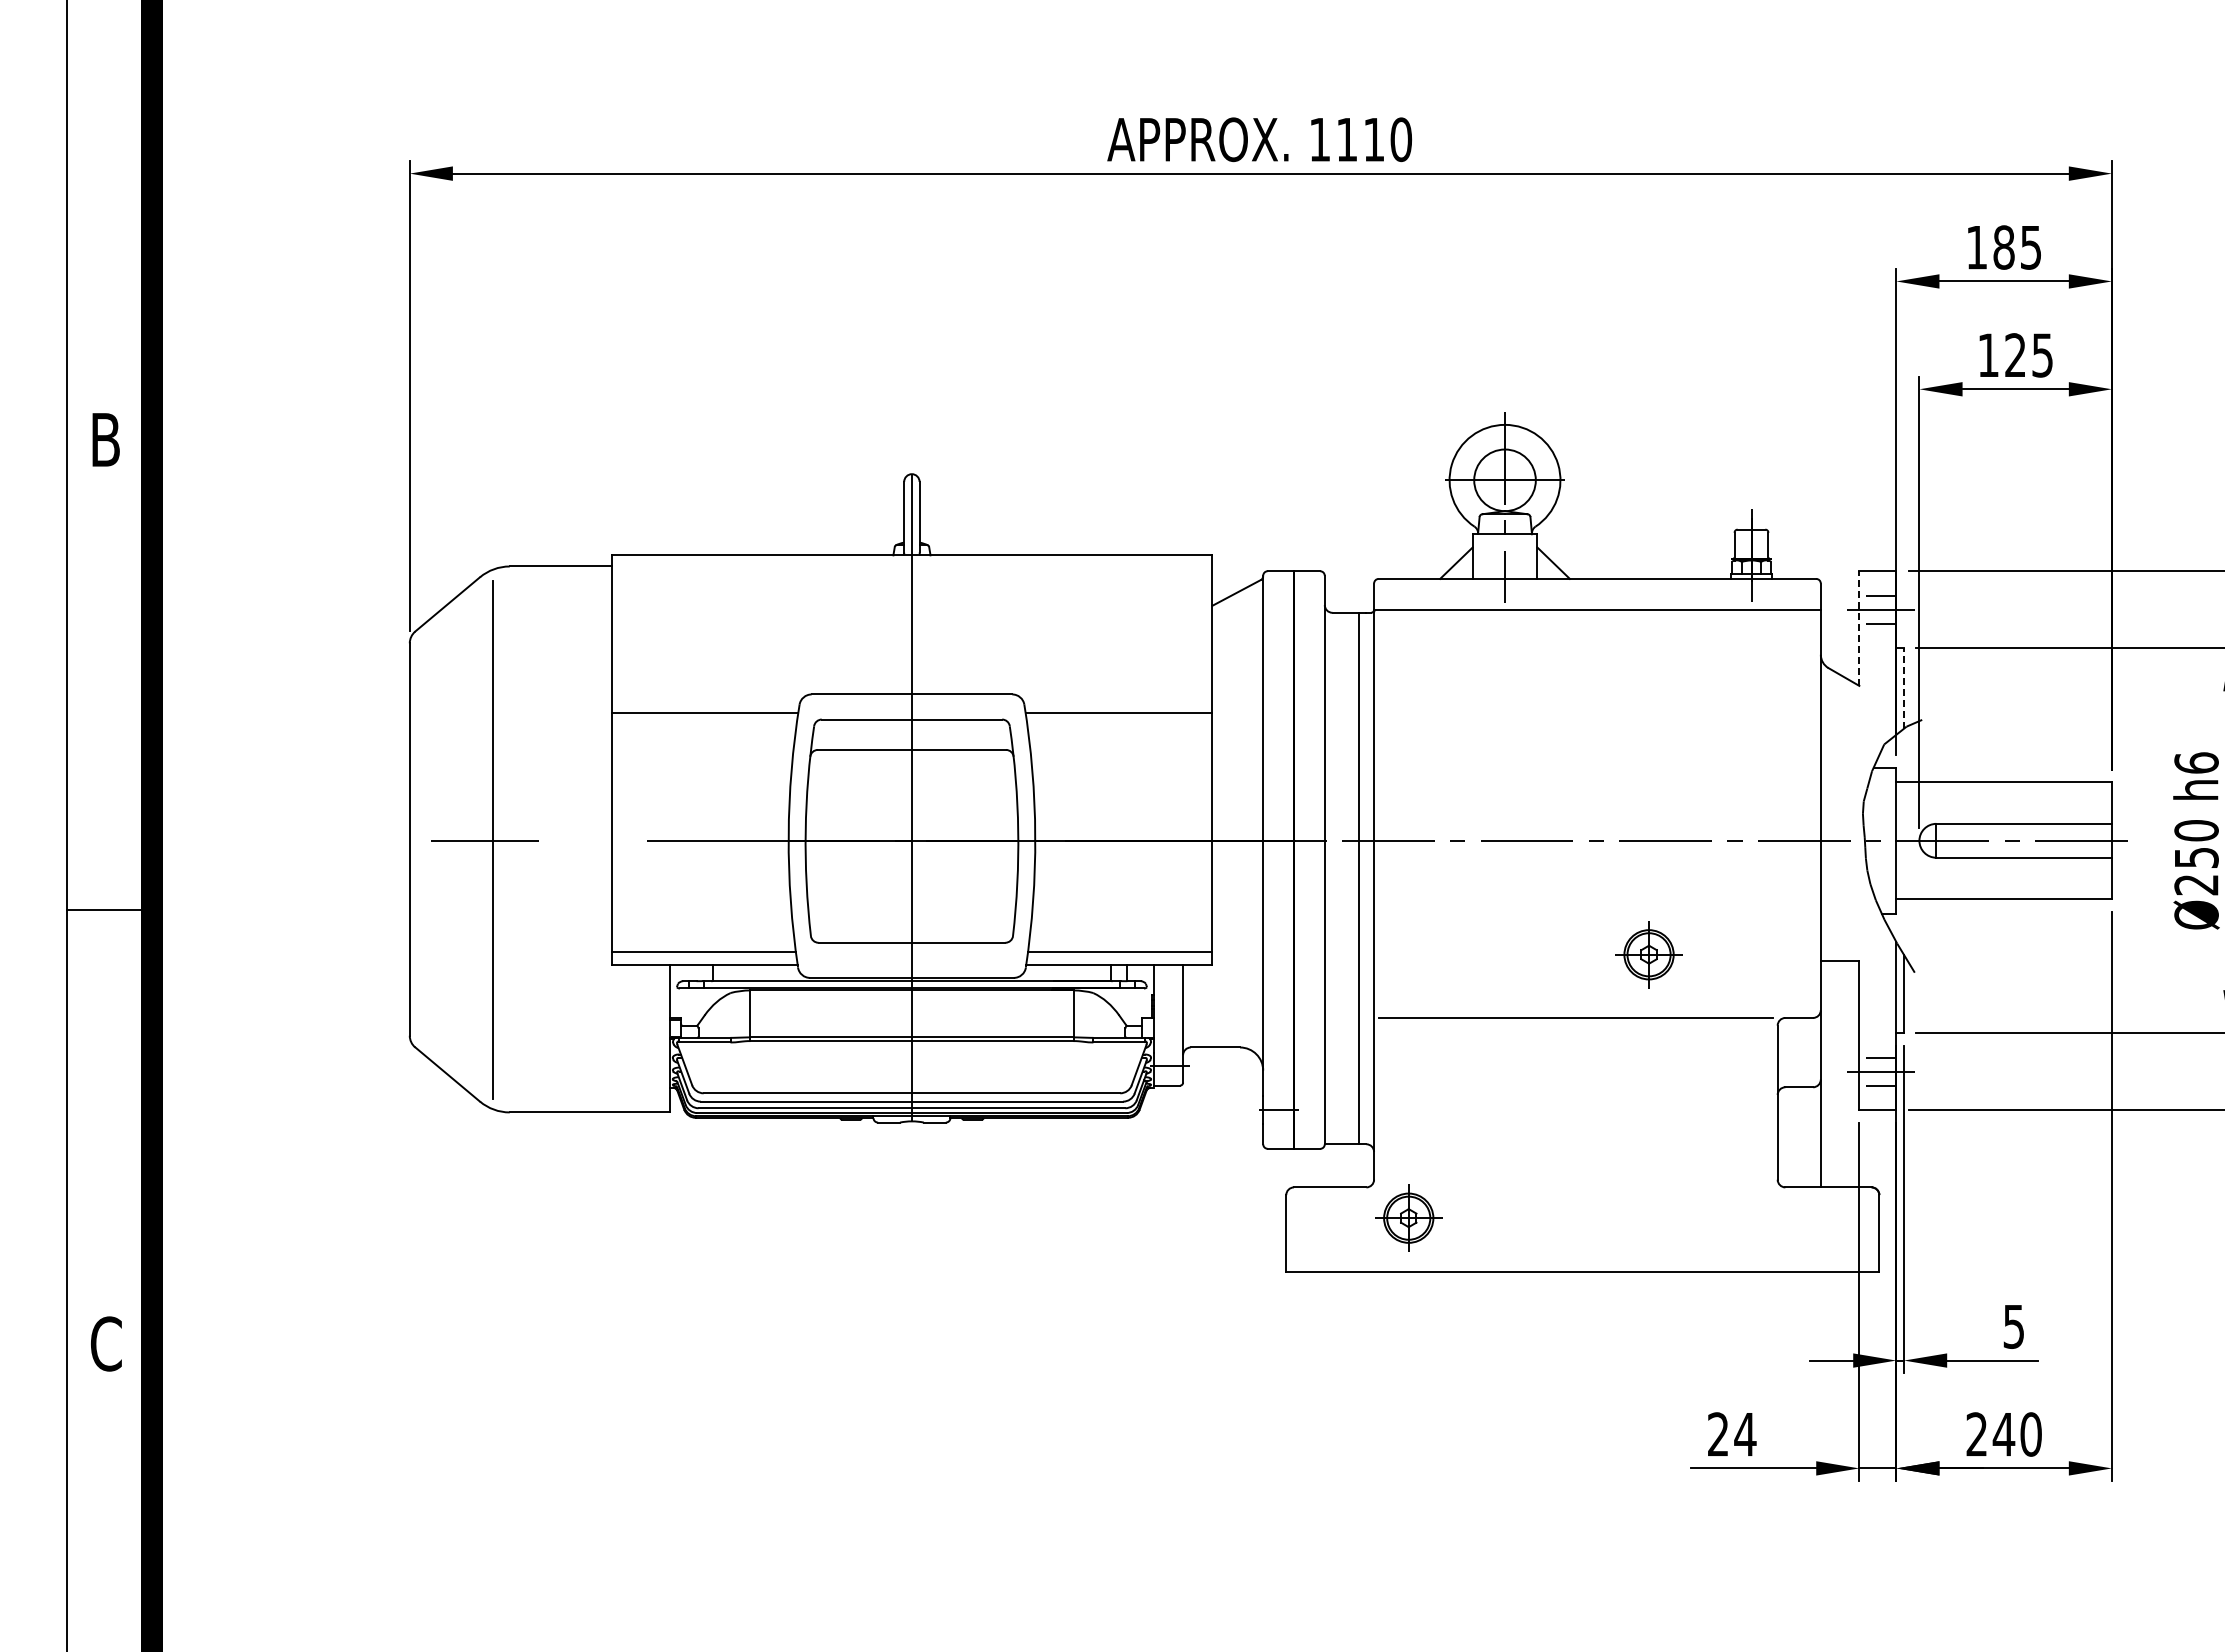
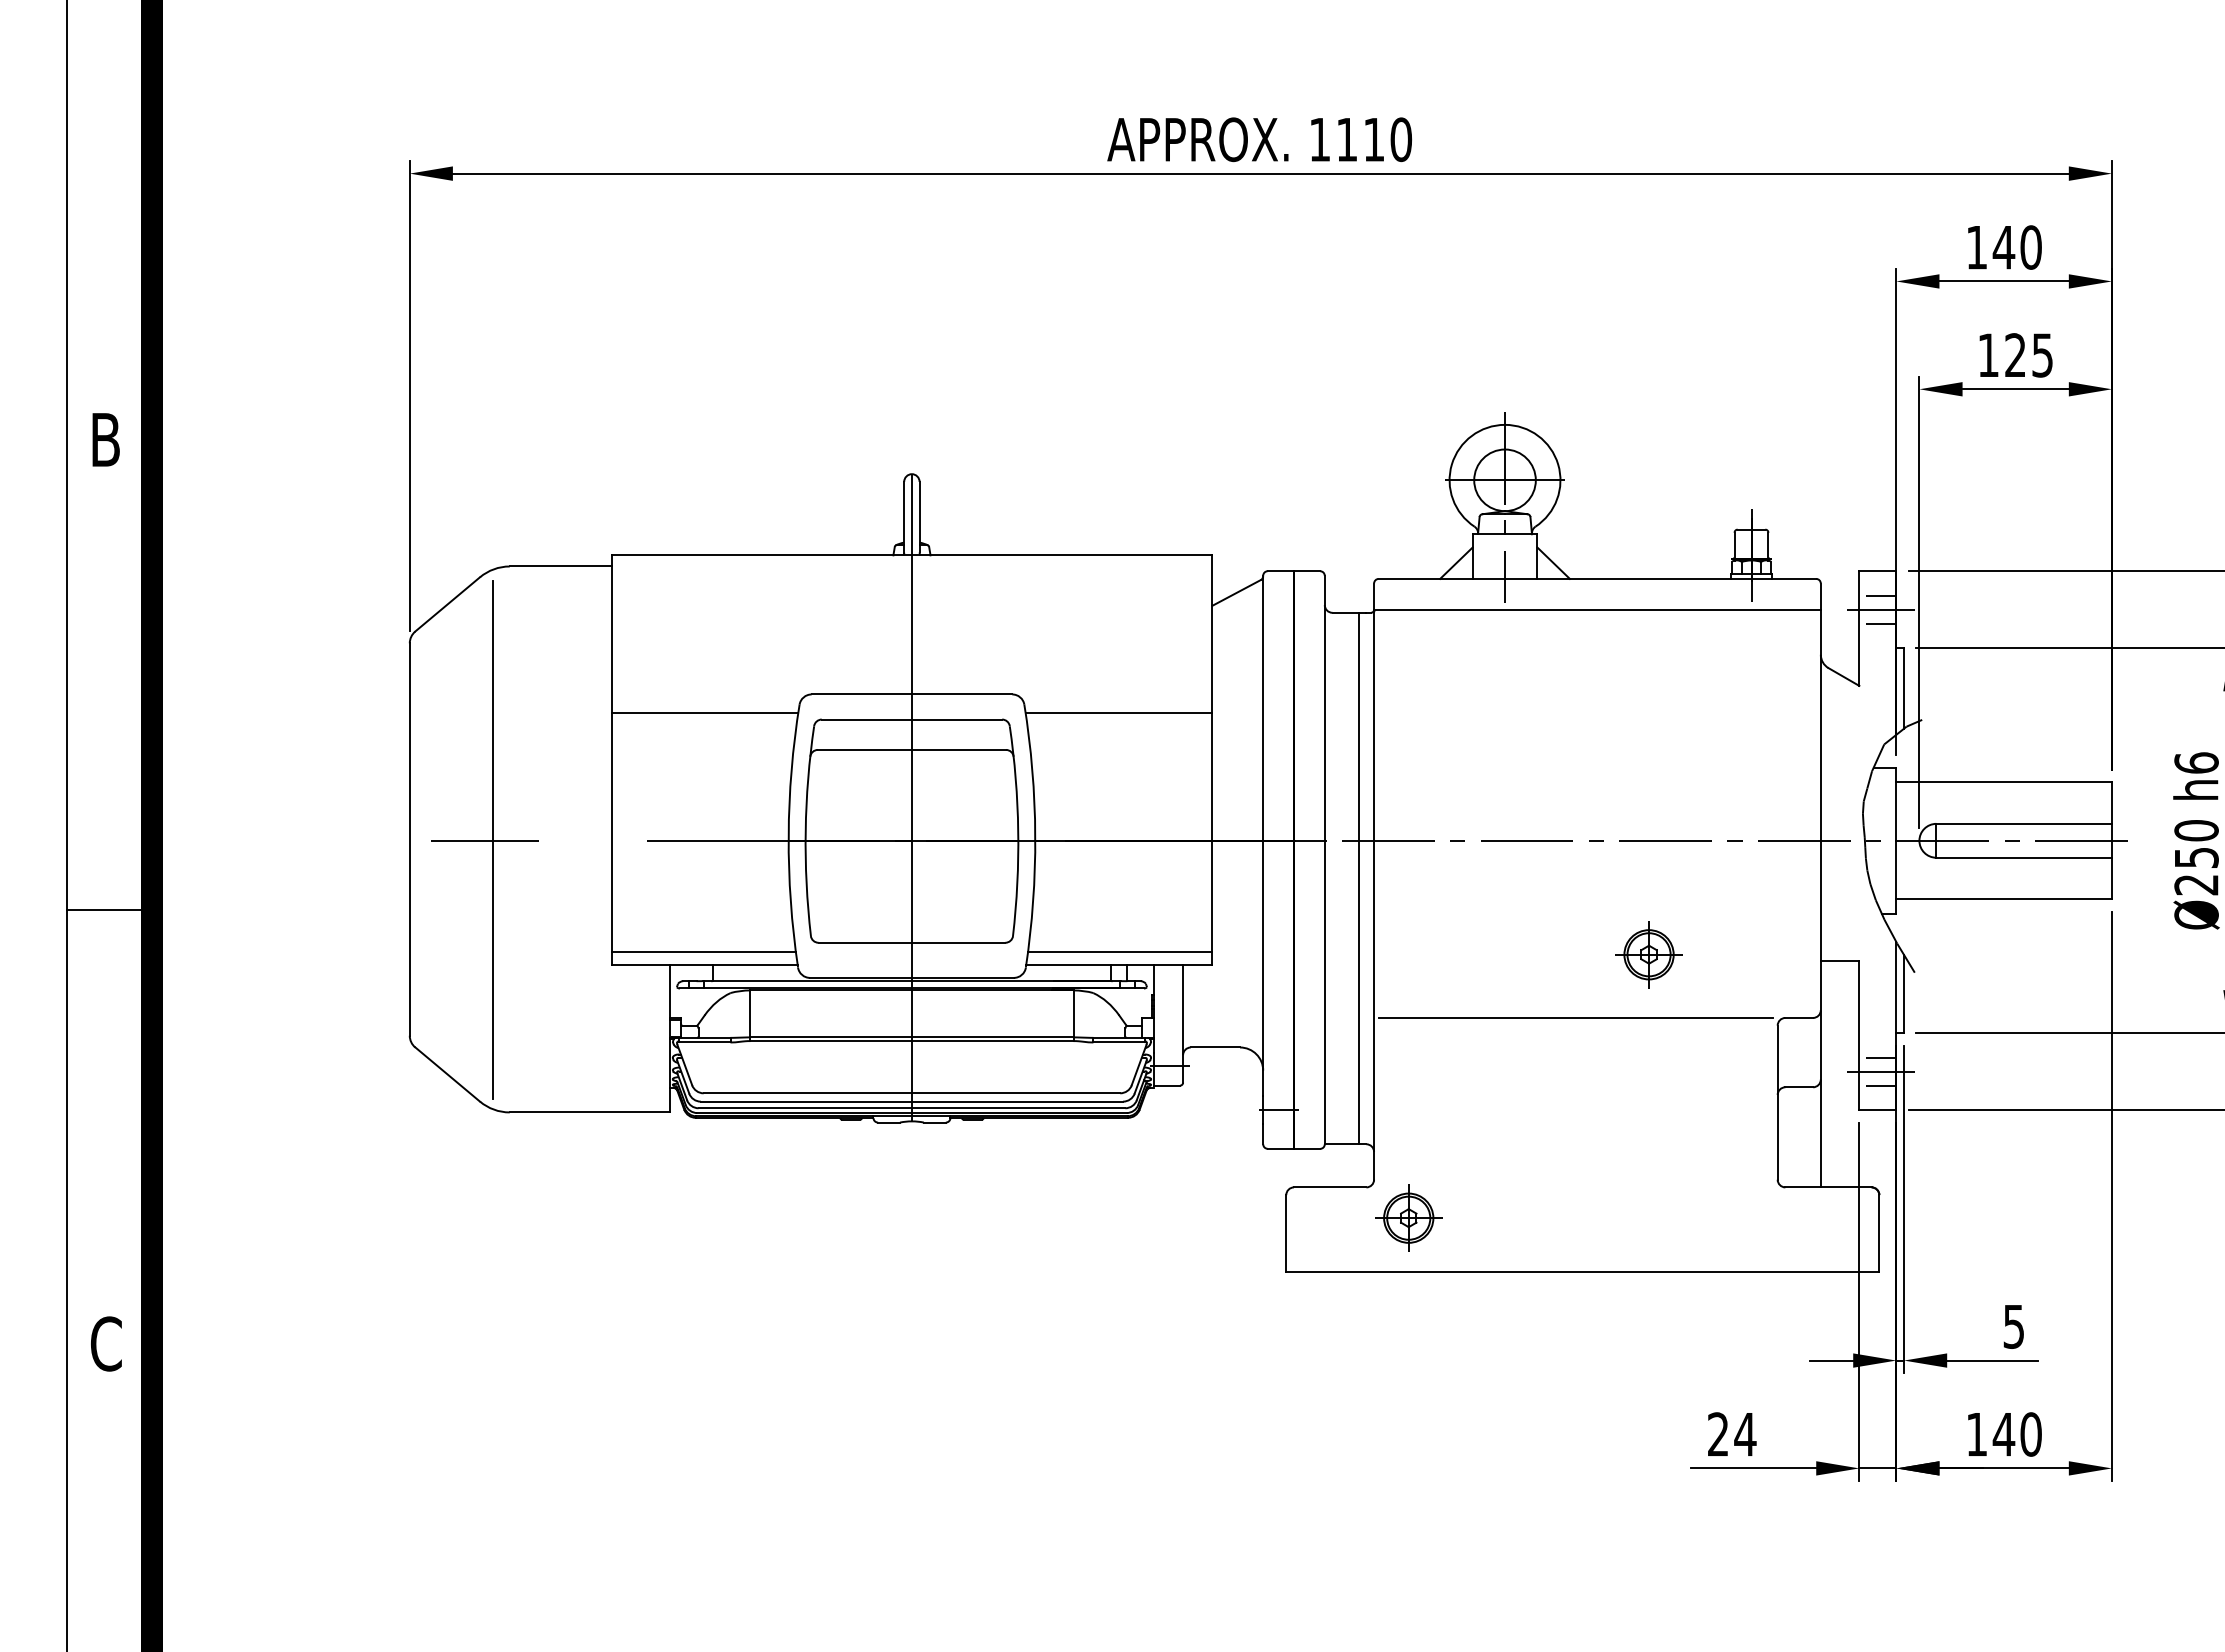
text: 185 -> 140 (2016, 247)
line: dashed -> solid (1859, 628)
line: dashed -> solid (1904, 687)
text: 240 -> 140 (1976, 1433)
